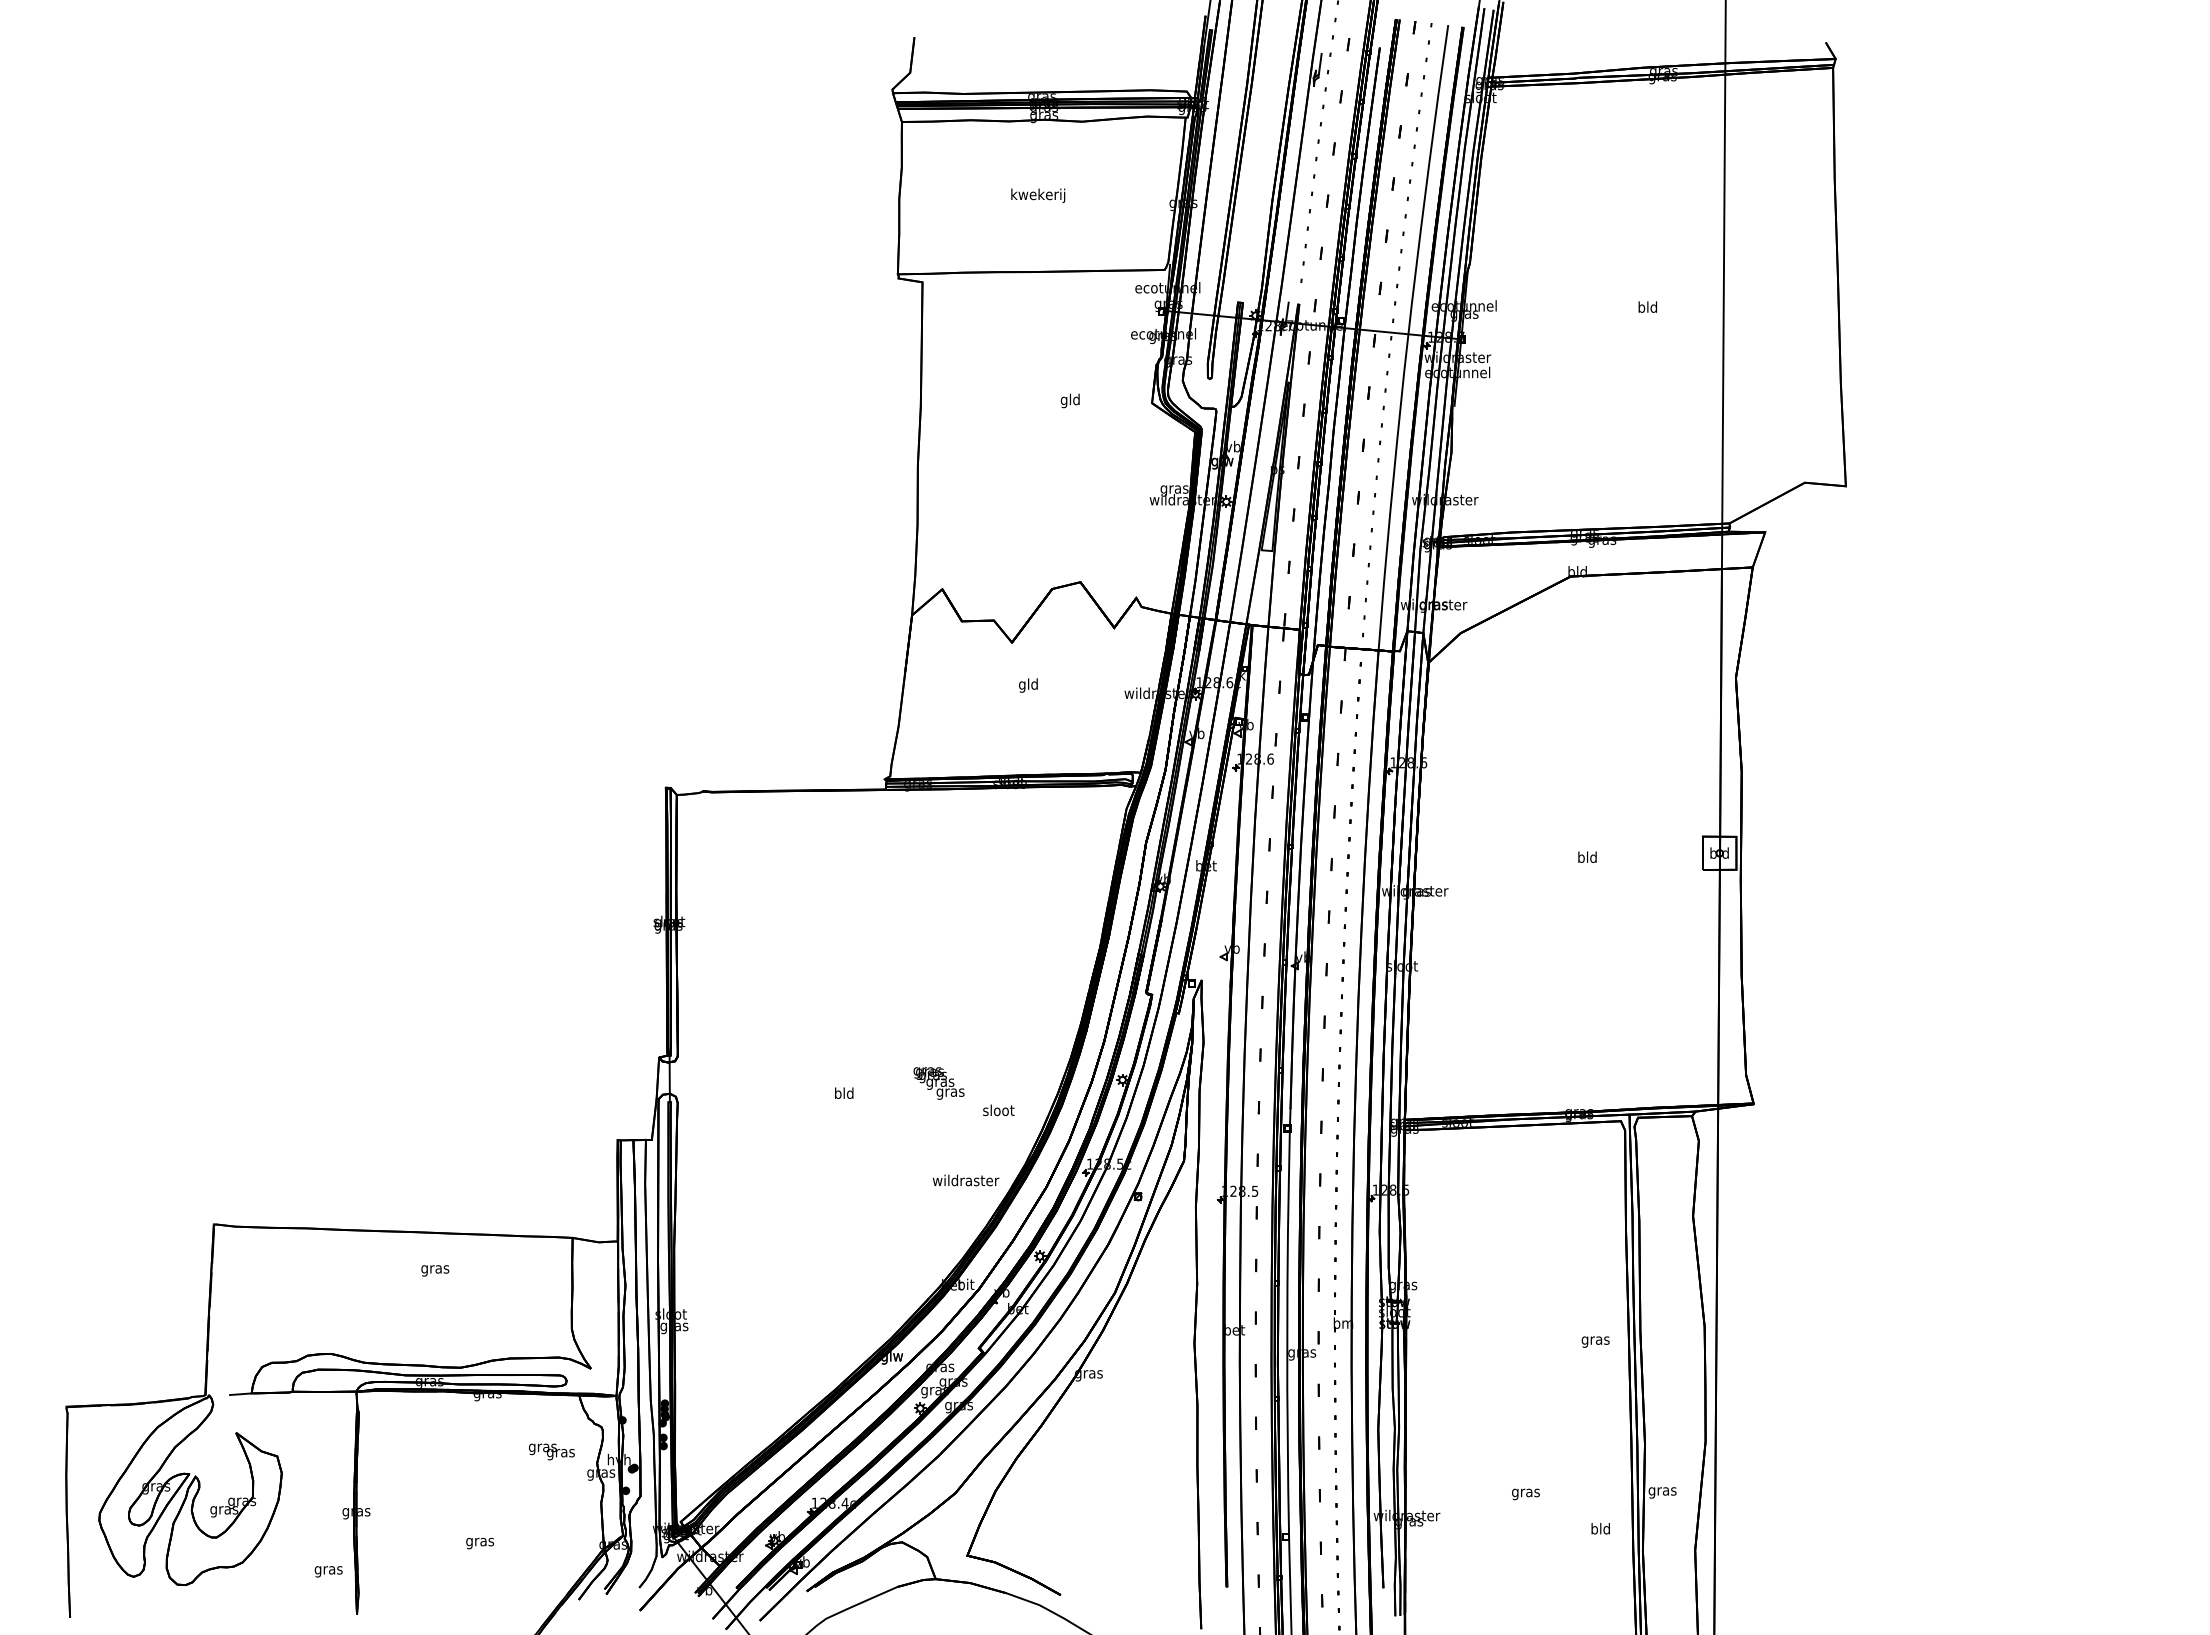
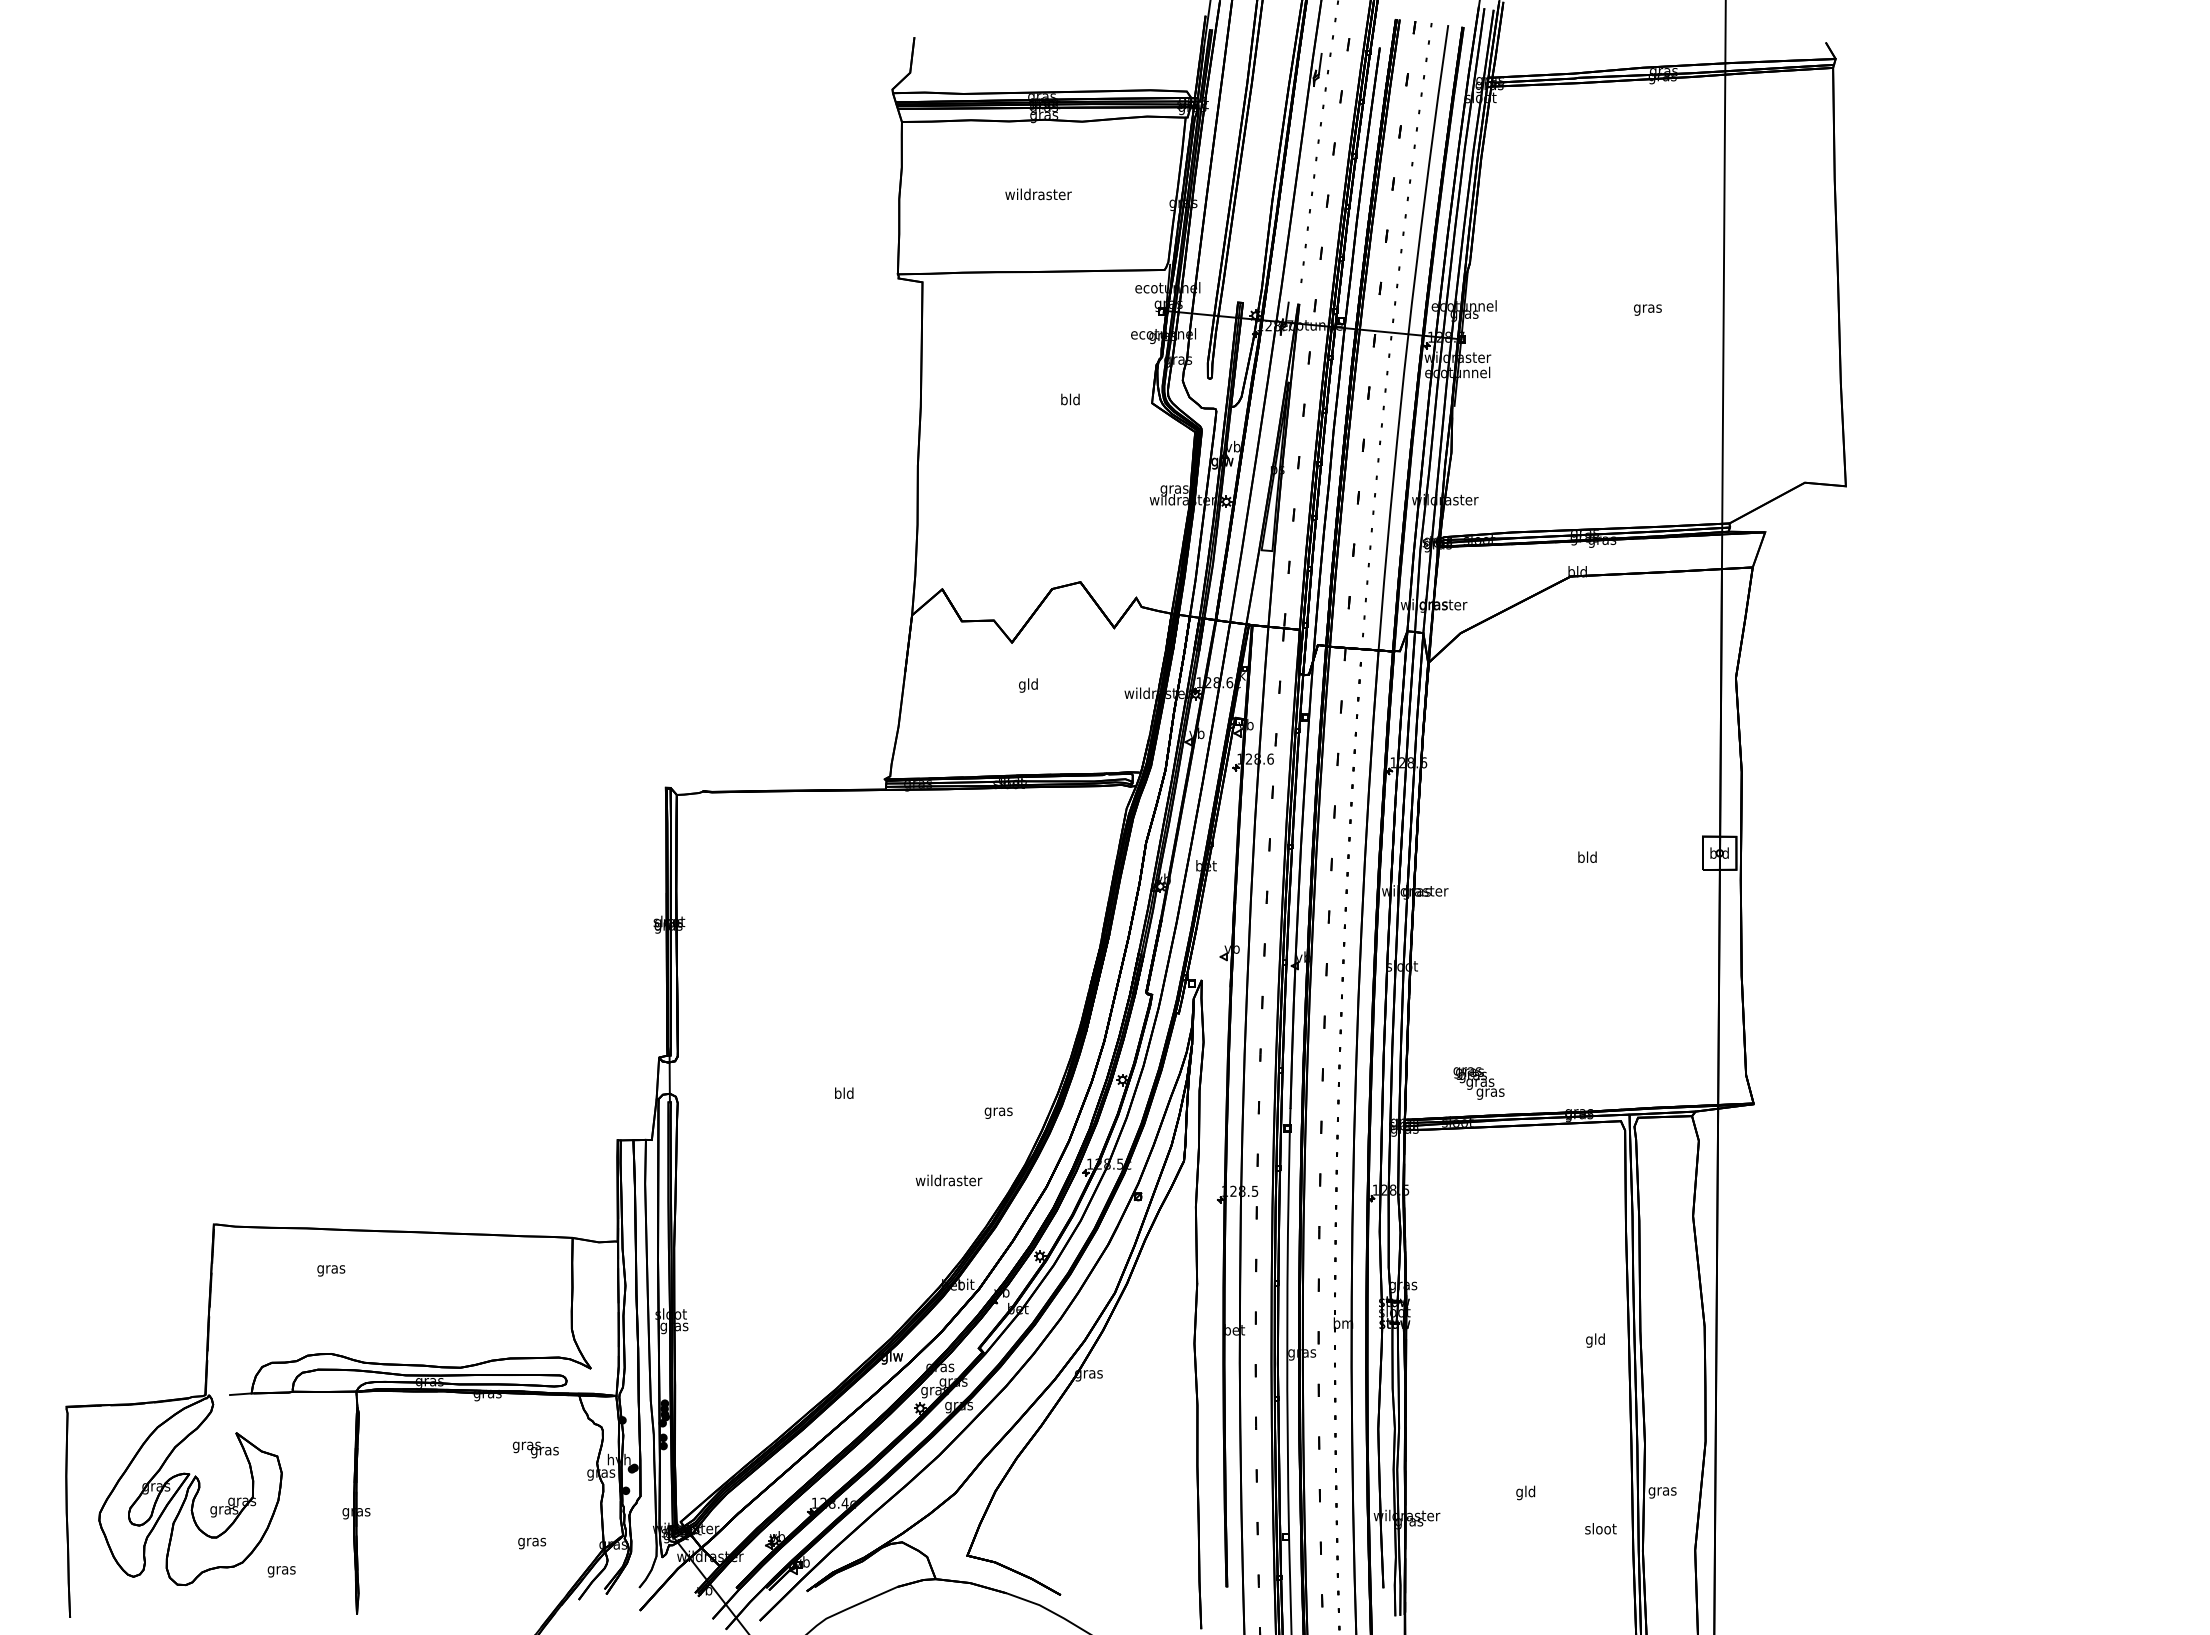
text: kwekerij -> wildraster (1038, 195)
text: bld -> gras (1647, 308)
text: gld -> bld (1063, 400)
text position: (938, 1083) -> (1478, 1083) (1478, 1083)
text: sloot -> gras (998, 1111)
text position: (965, 1180) -> (948, 1180) (948, 1180)
text position: (435, 1270) -> (331, 1270) (331, 1270)
text: gras -> gld (1595, 1340)
text position: (551, 1451) -> (535, 1449) (535, 1449)
text: gras -> gld (1525, 1492)
text: bld -> sloot (1600, 1528)
text position: (480, 1543) -> (532, 1543) (532, 1543)
text position: (328, 1571) -> (281, 1571) (281, 1571)
